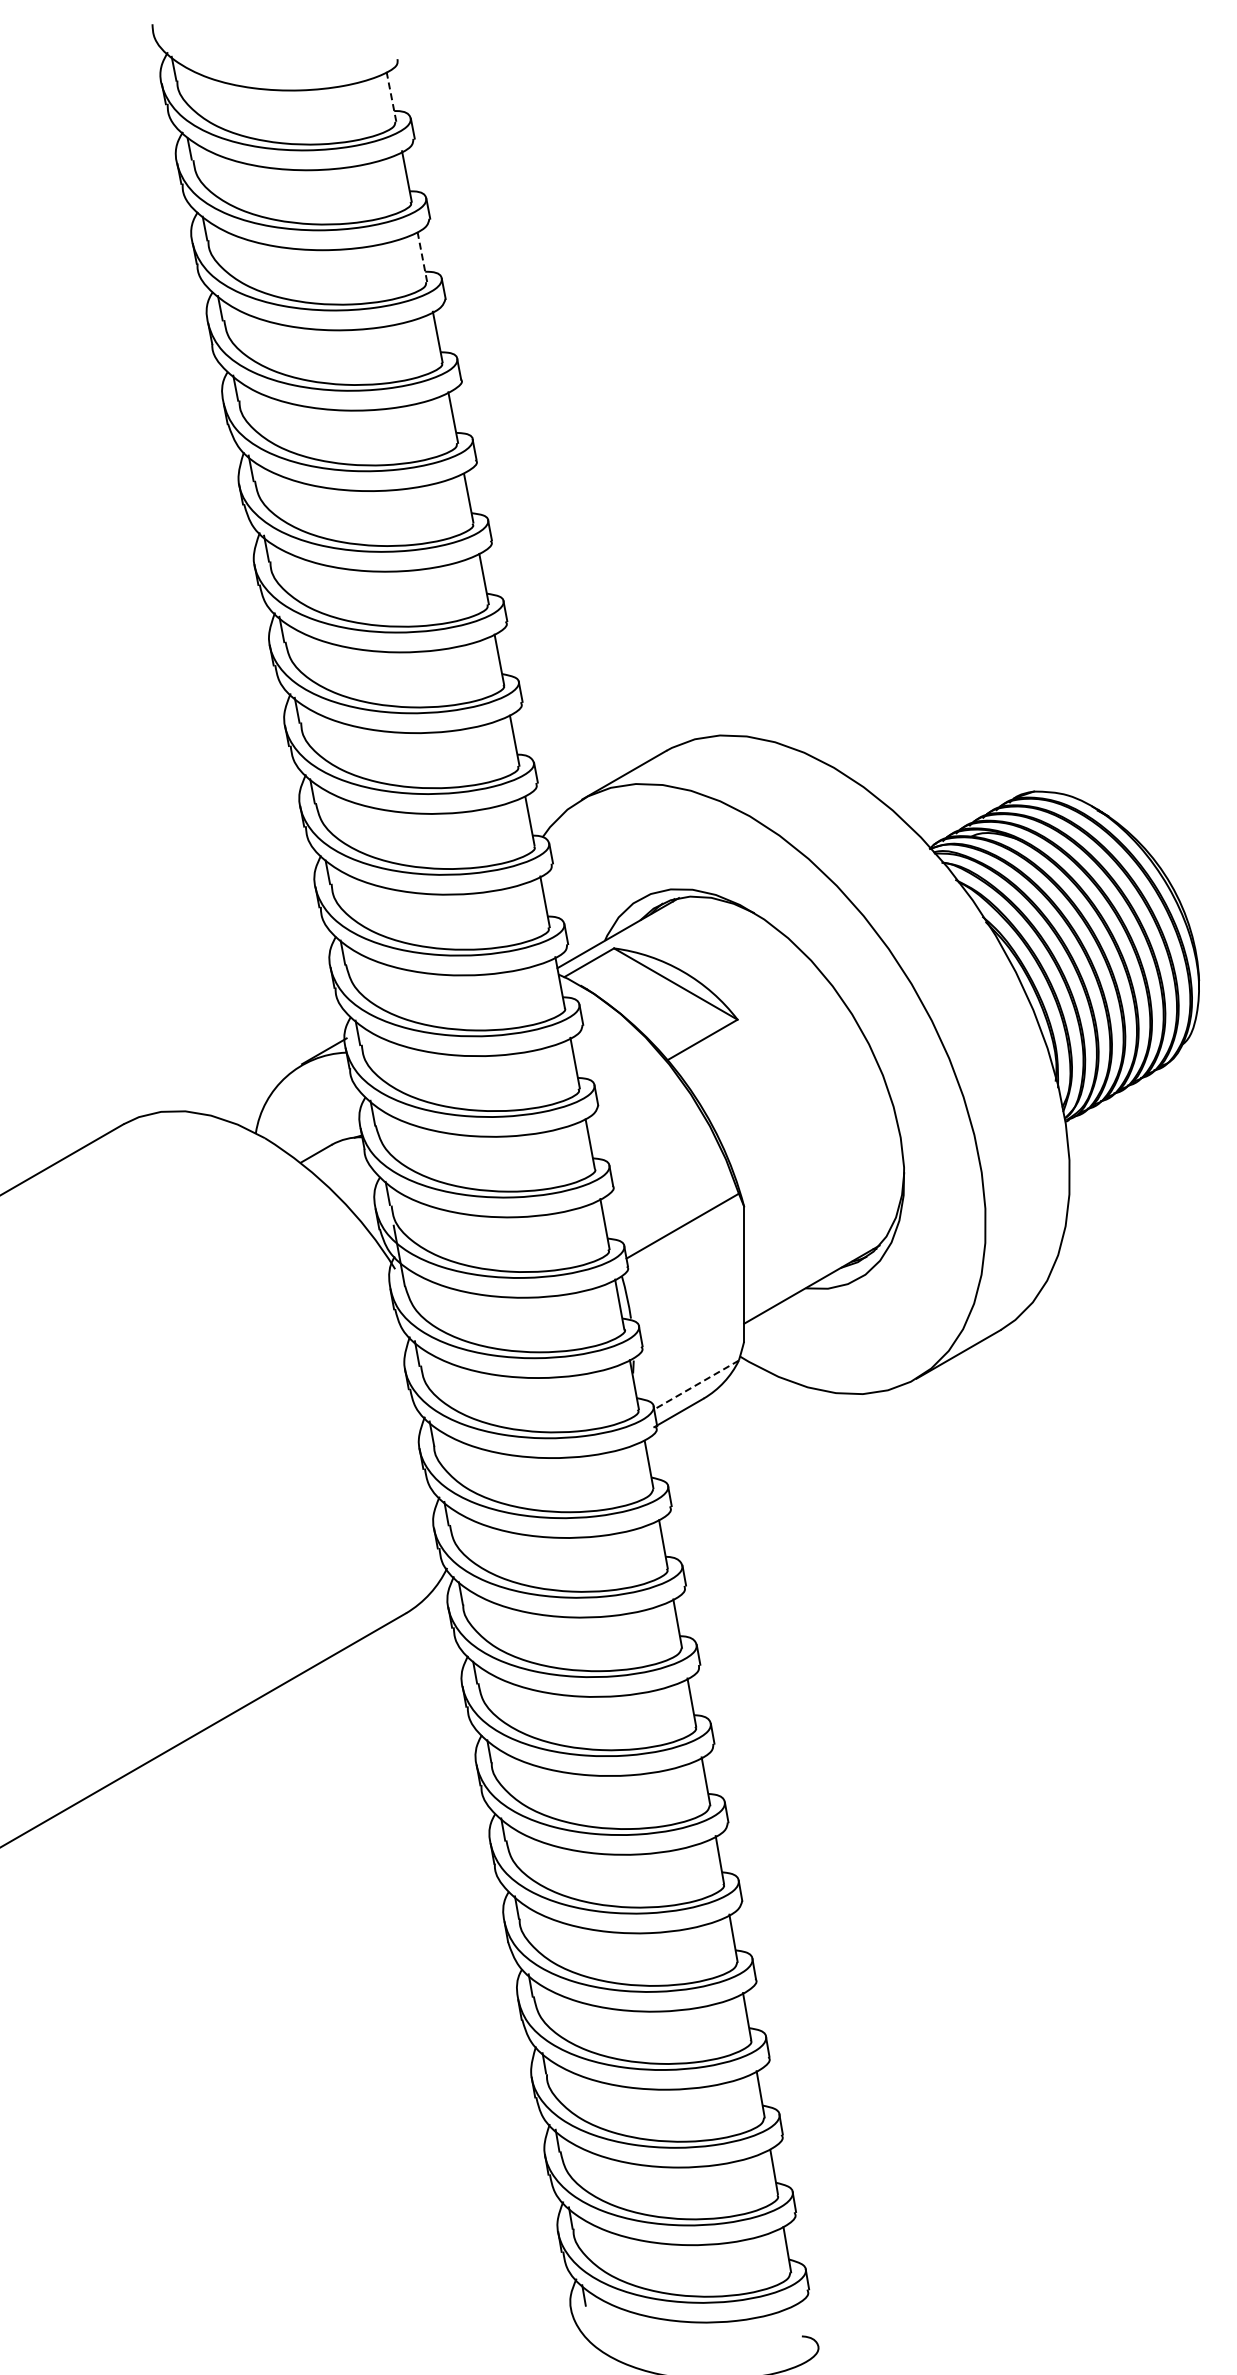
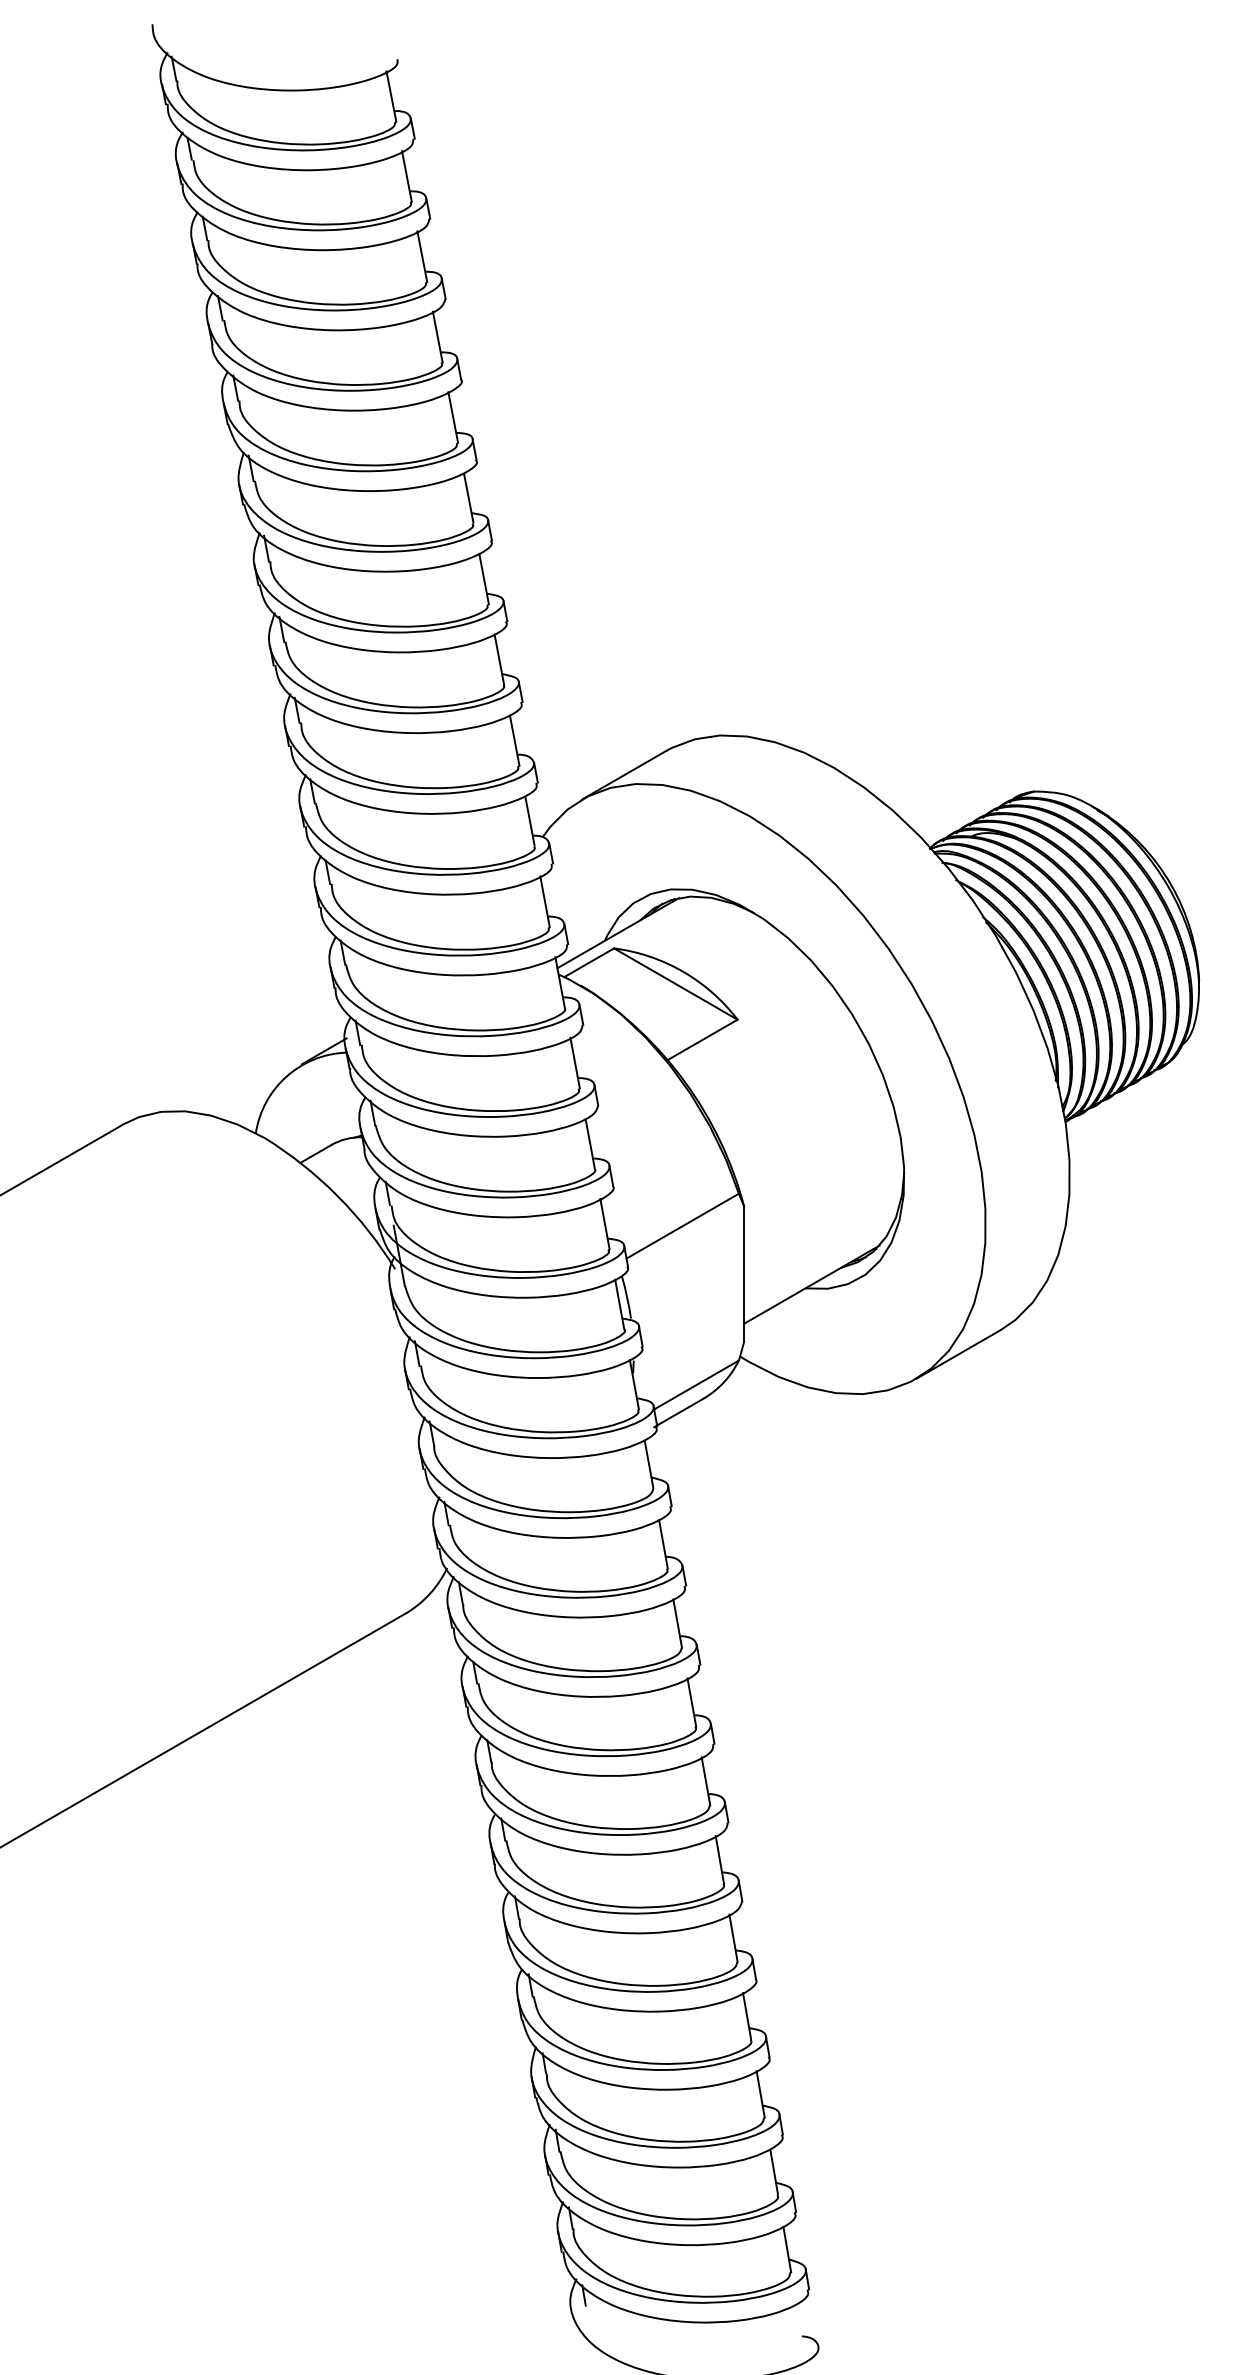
line: dashed -> solid (391, 96)
line: dashed -> solid (422, 256)
line: dashed -> solid (696, 1385)
